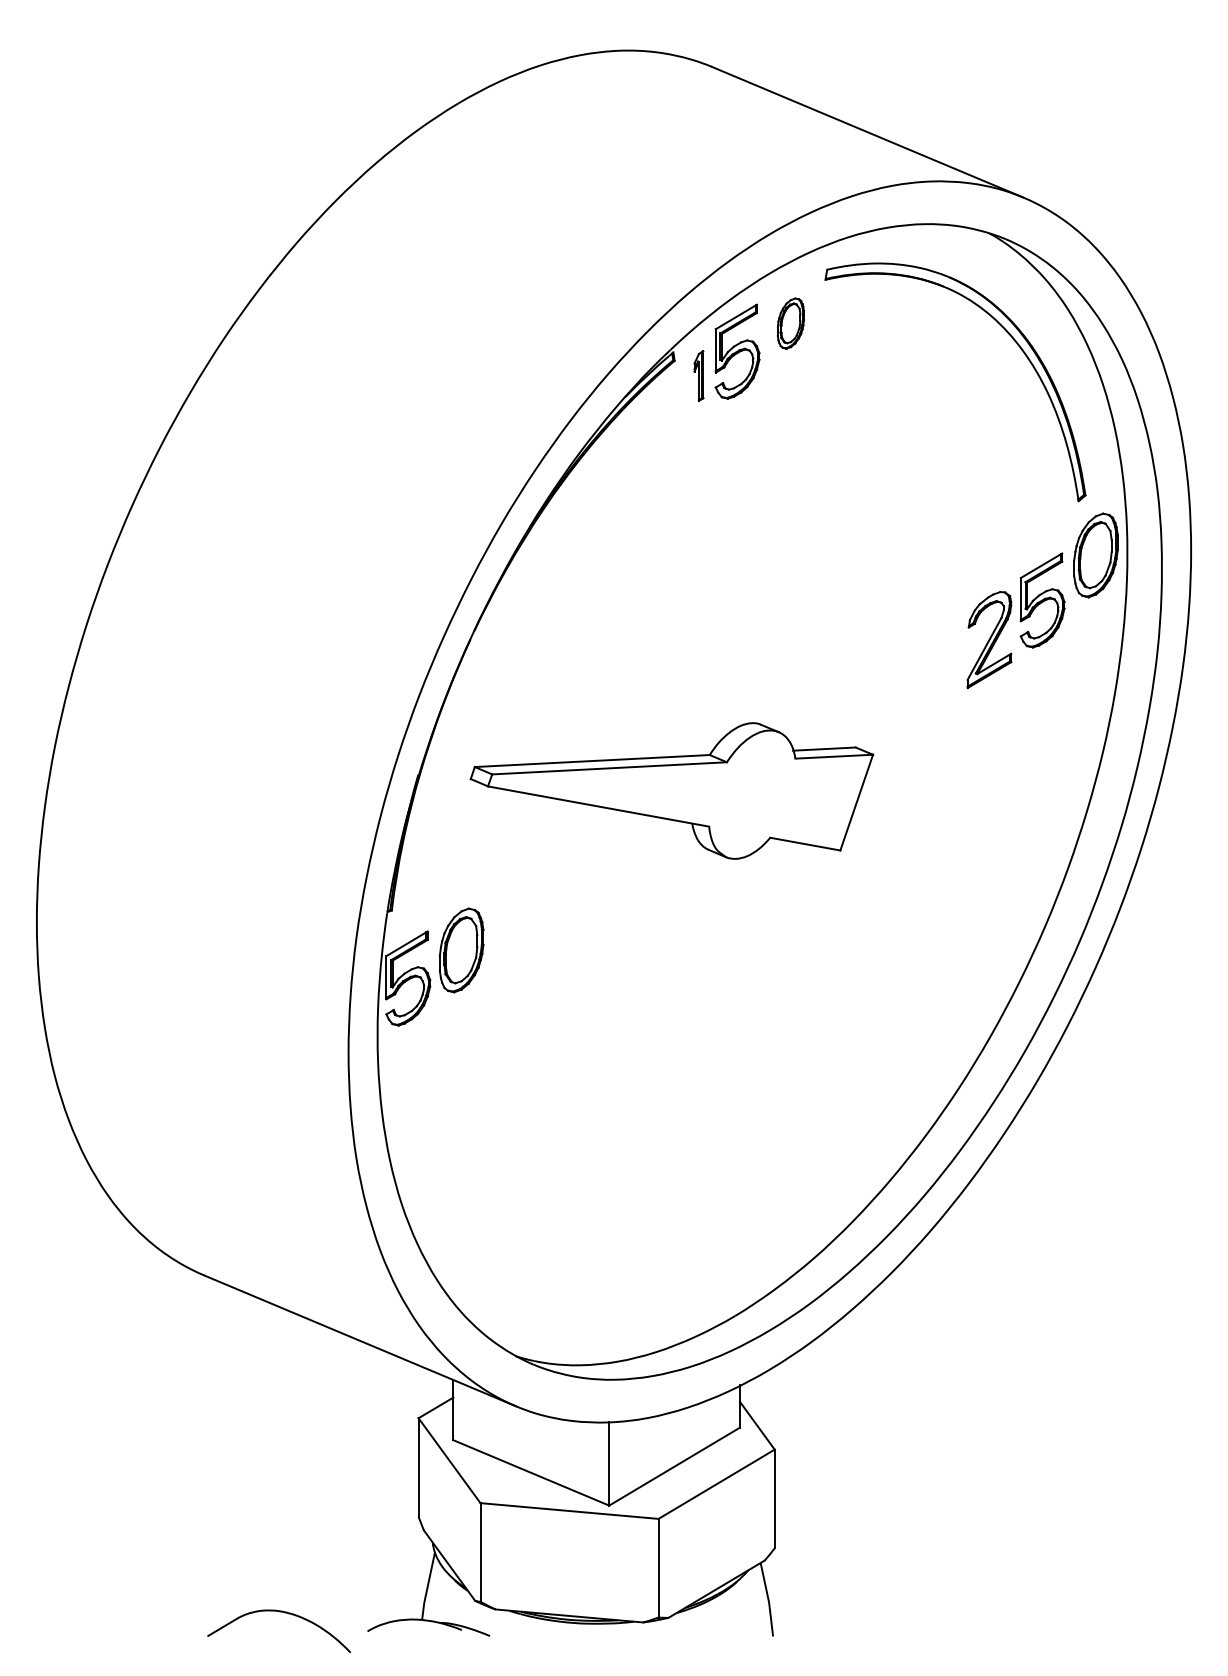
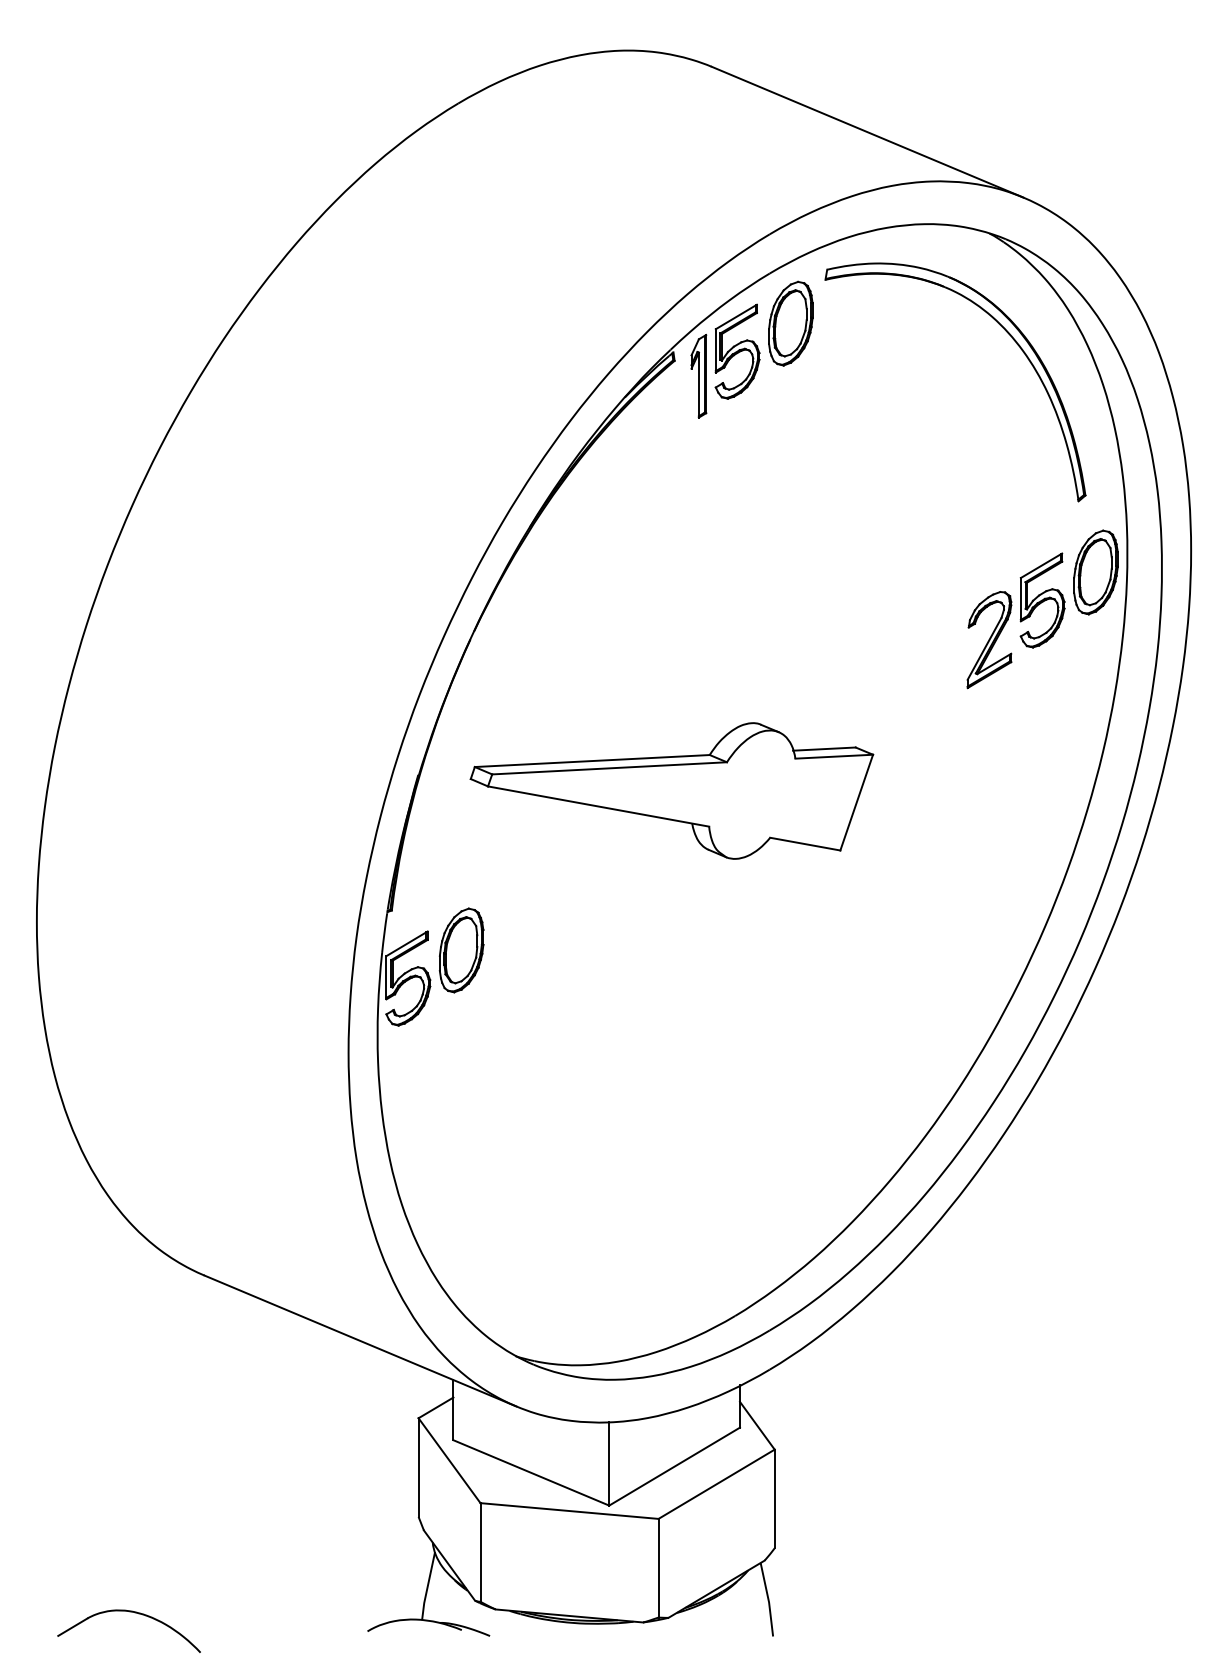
part size: 29x53 px -> 46x87 px (790, 323)
part size: 12x52 px -> 18x86 px (698, 375)
part position: (1095, 555) -> (1095, 572) (1095, 572)
part position: (279, 1612) -> (129, 1612) (129, 1612)
